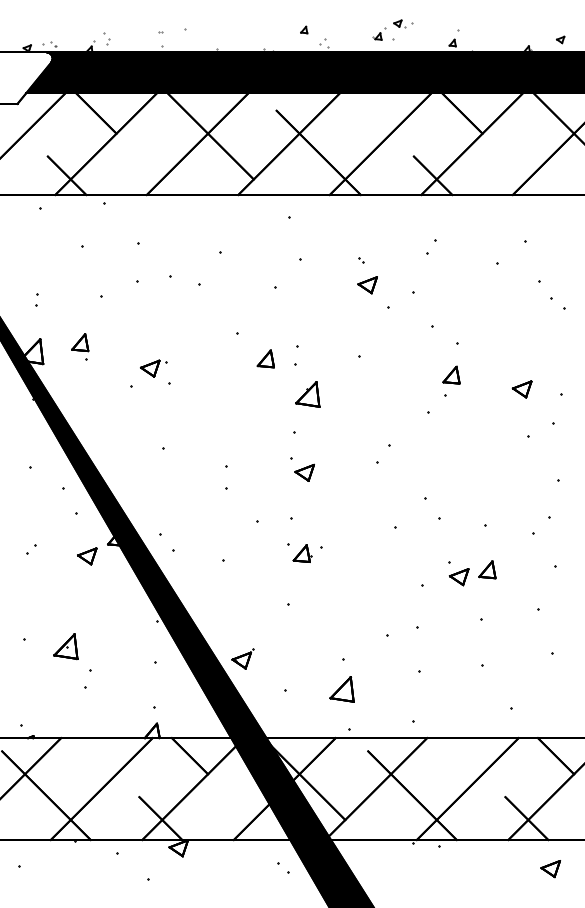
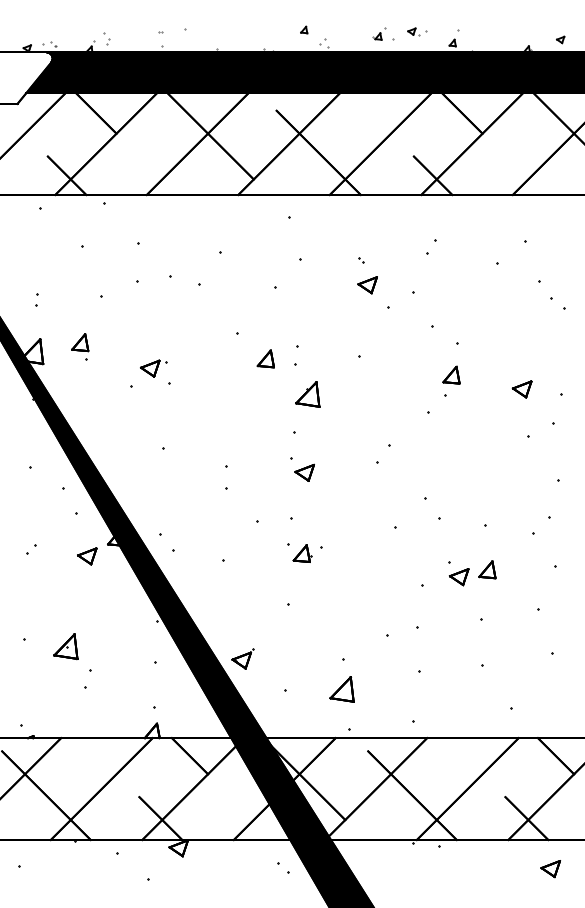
part position: (403, 23) -> (417, 31) (417, 31)
